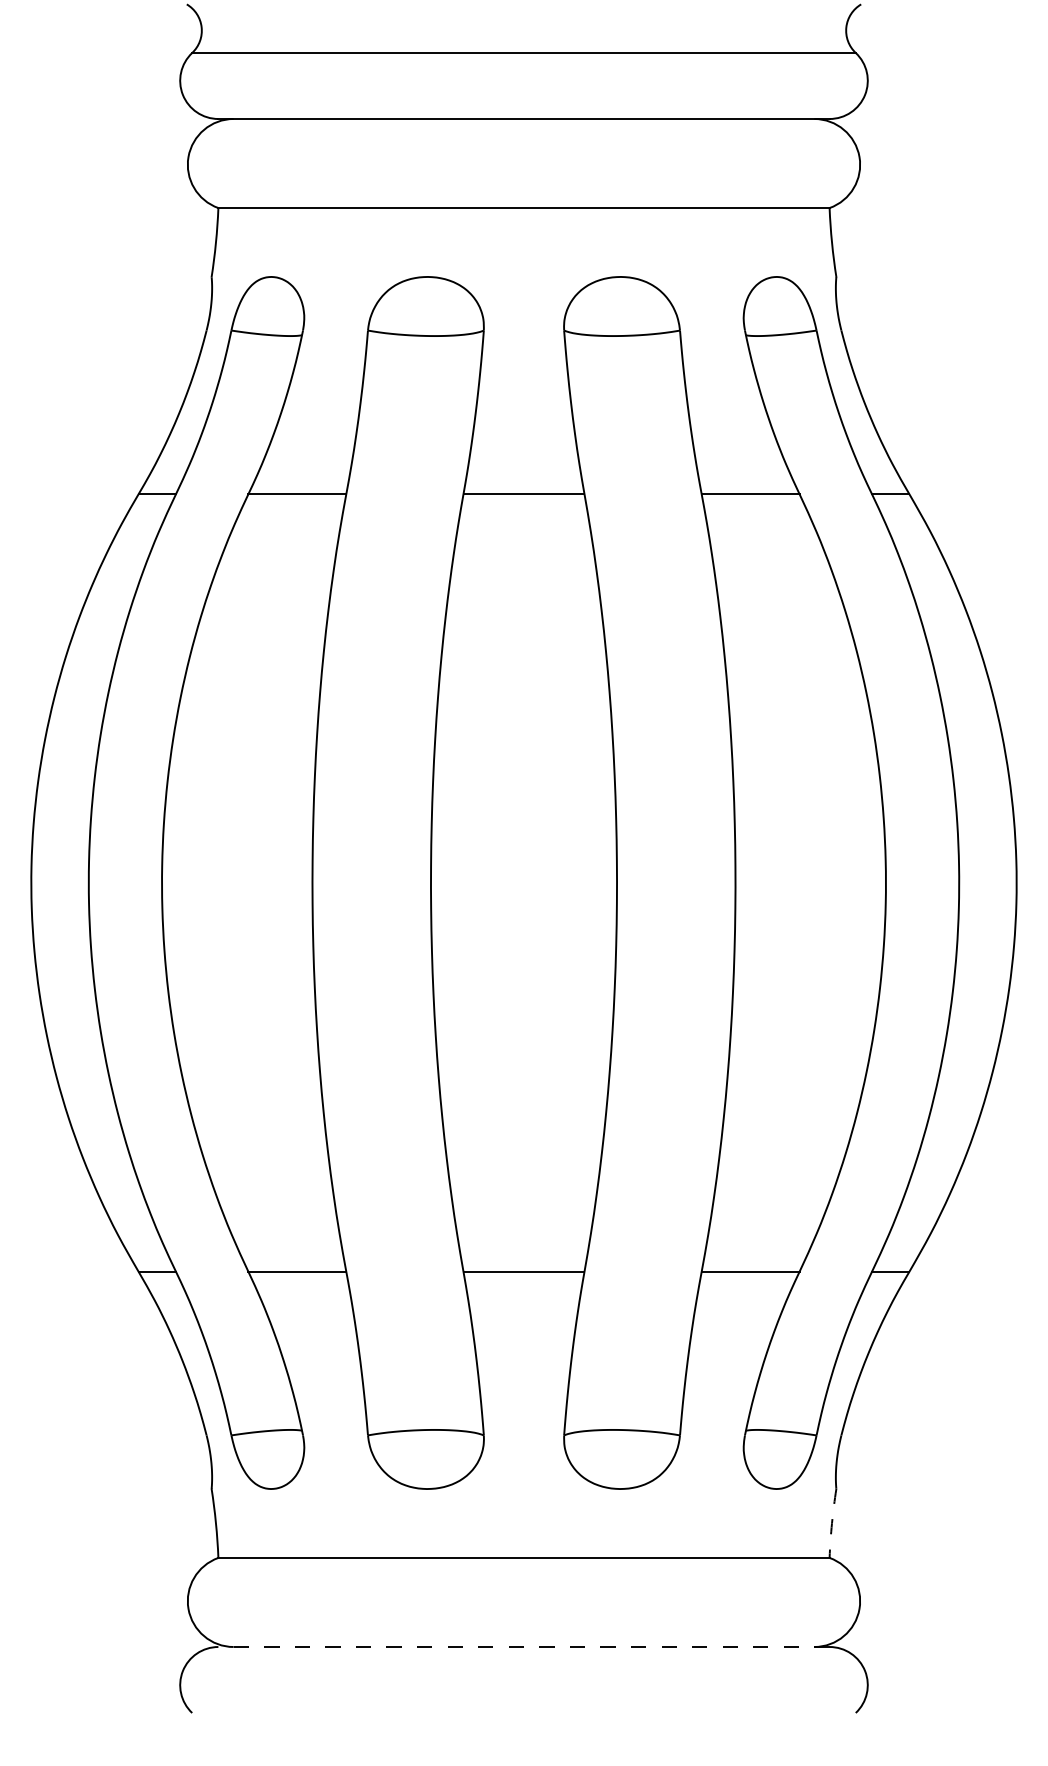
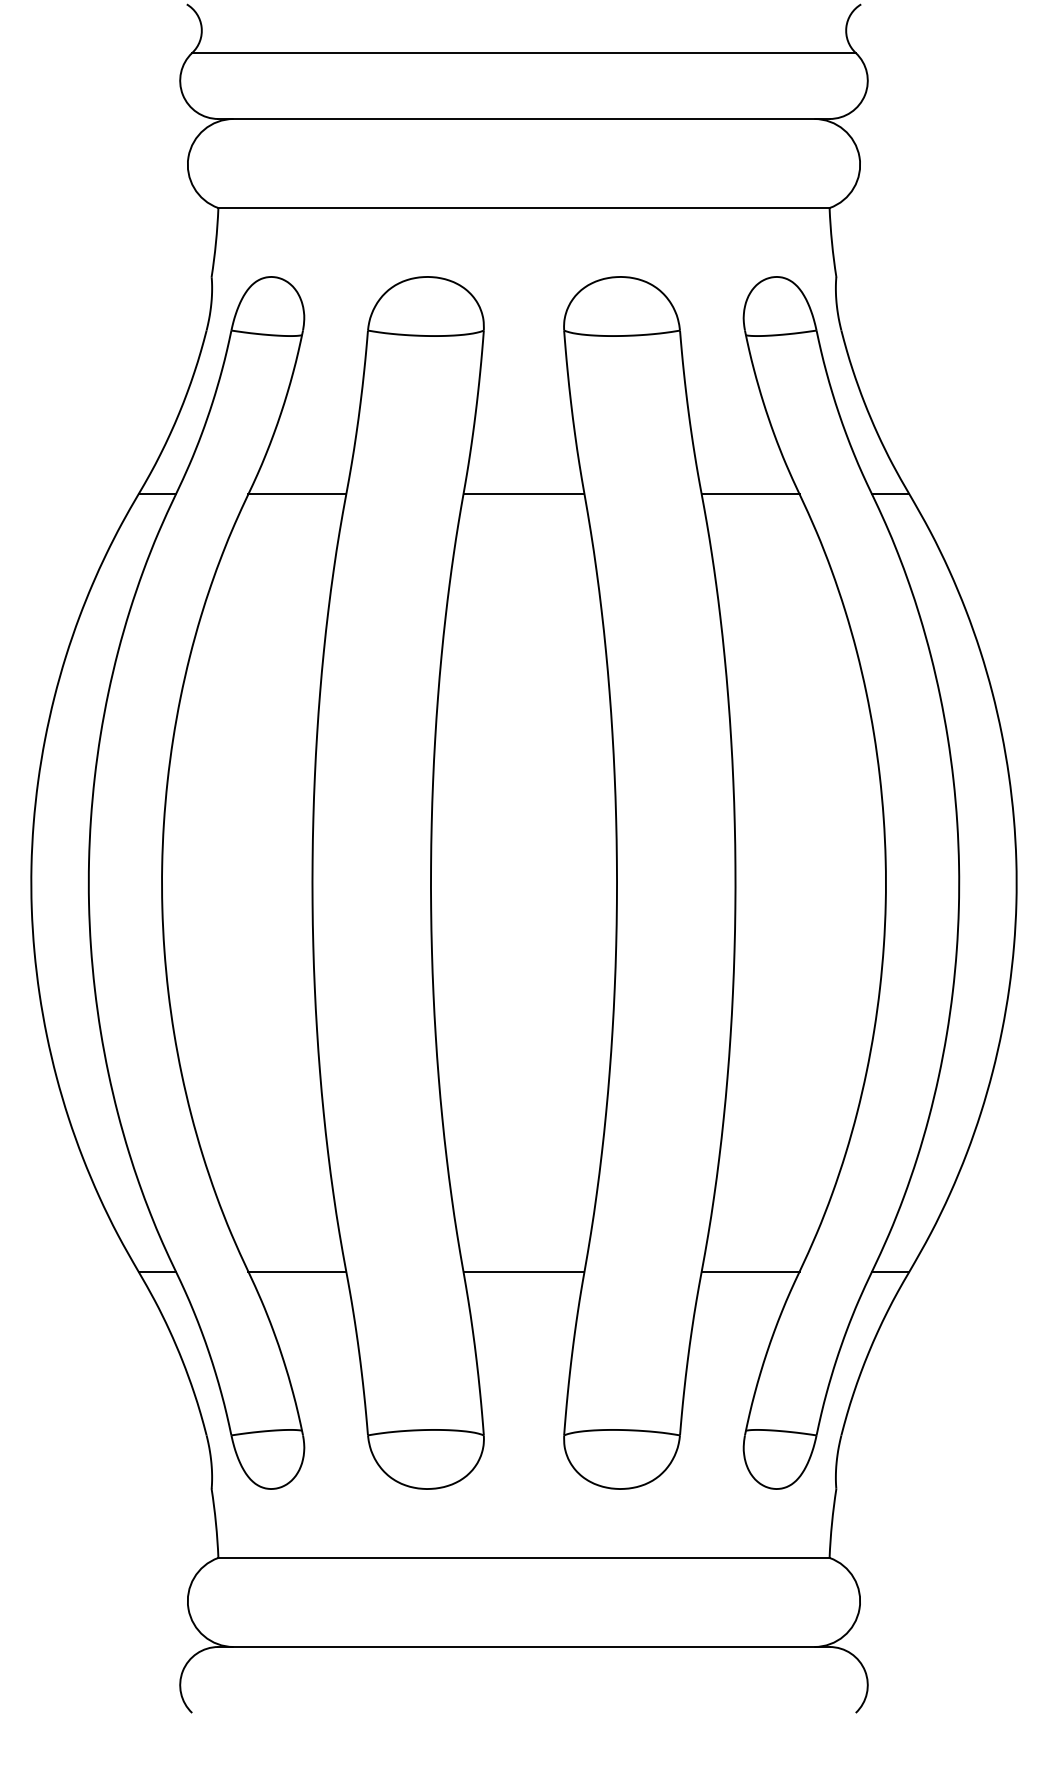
arc: dashed -> solid (832, 1523)
line: dashed -> solid (524, 1647)
